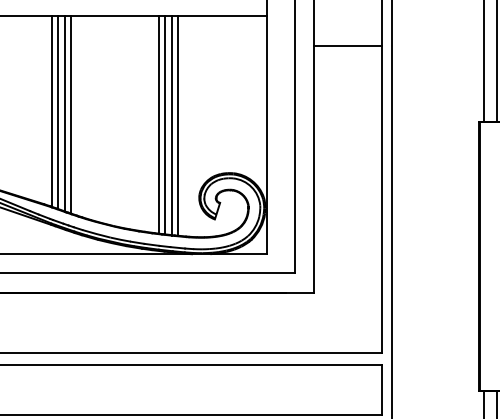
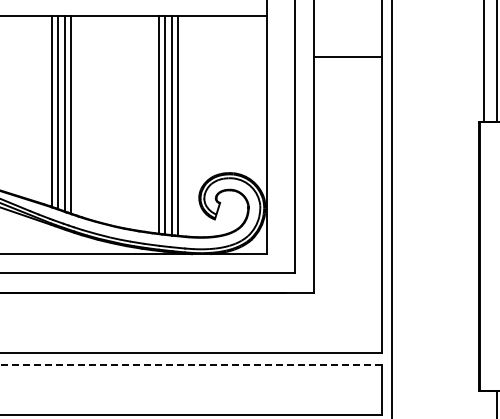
line position: (347, 46) -> (347, 57) (347, 57)
line: solid -> dashed (190, 365)
line: present -> none (484, 402)
